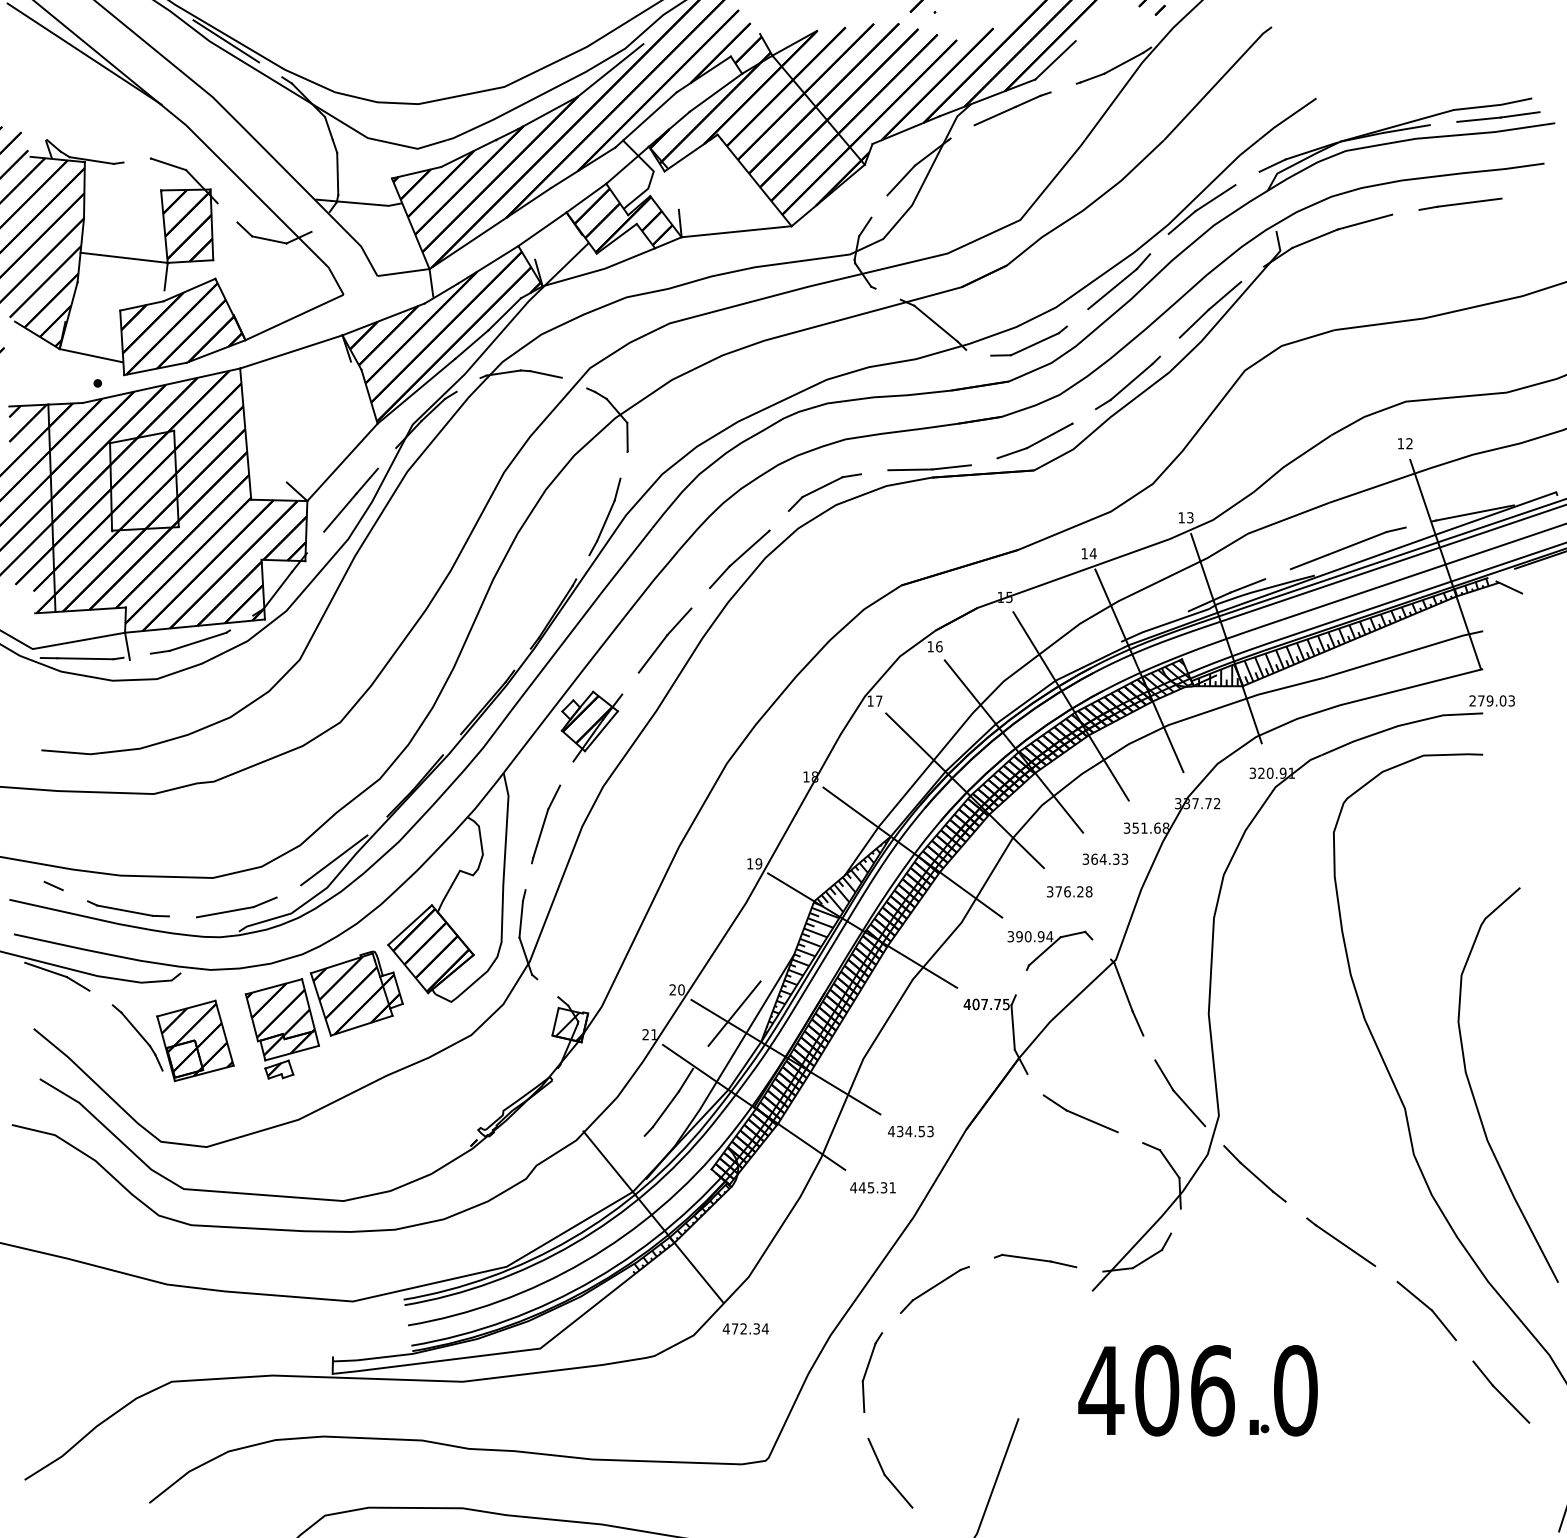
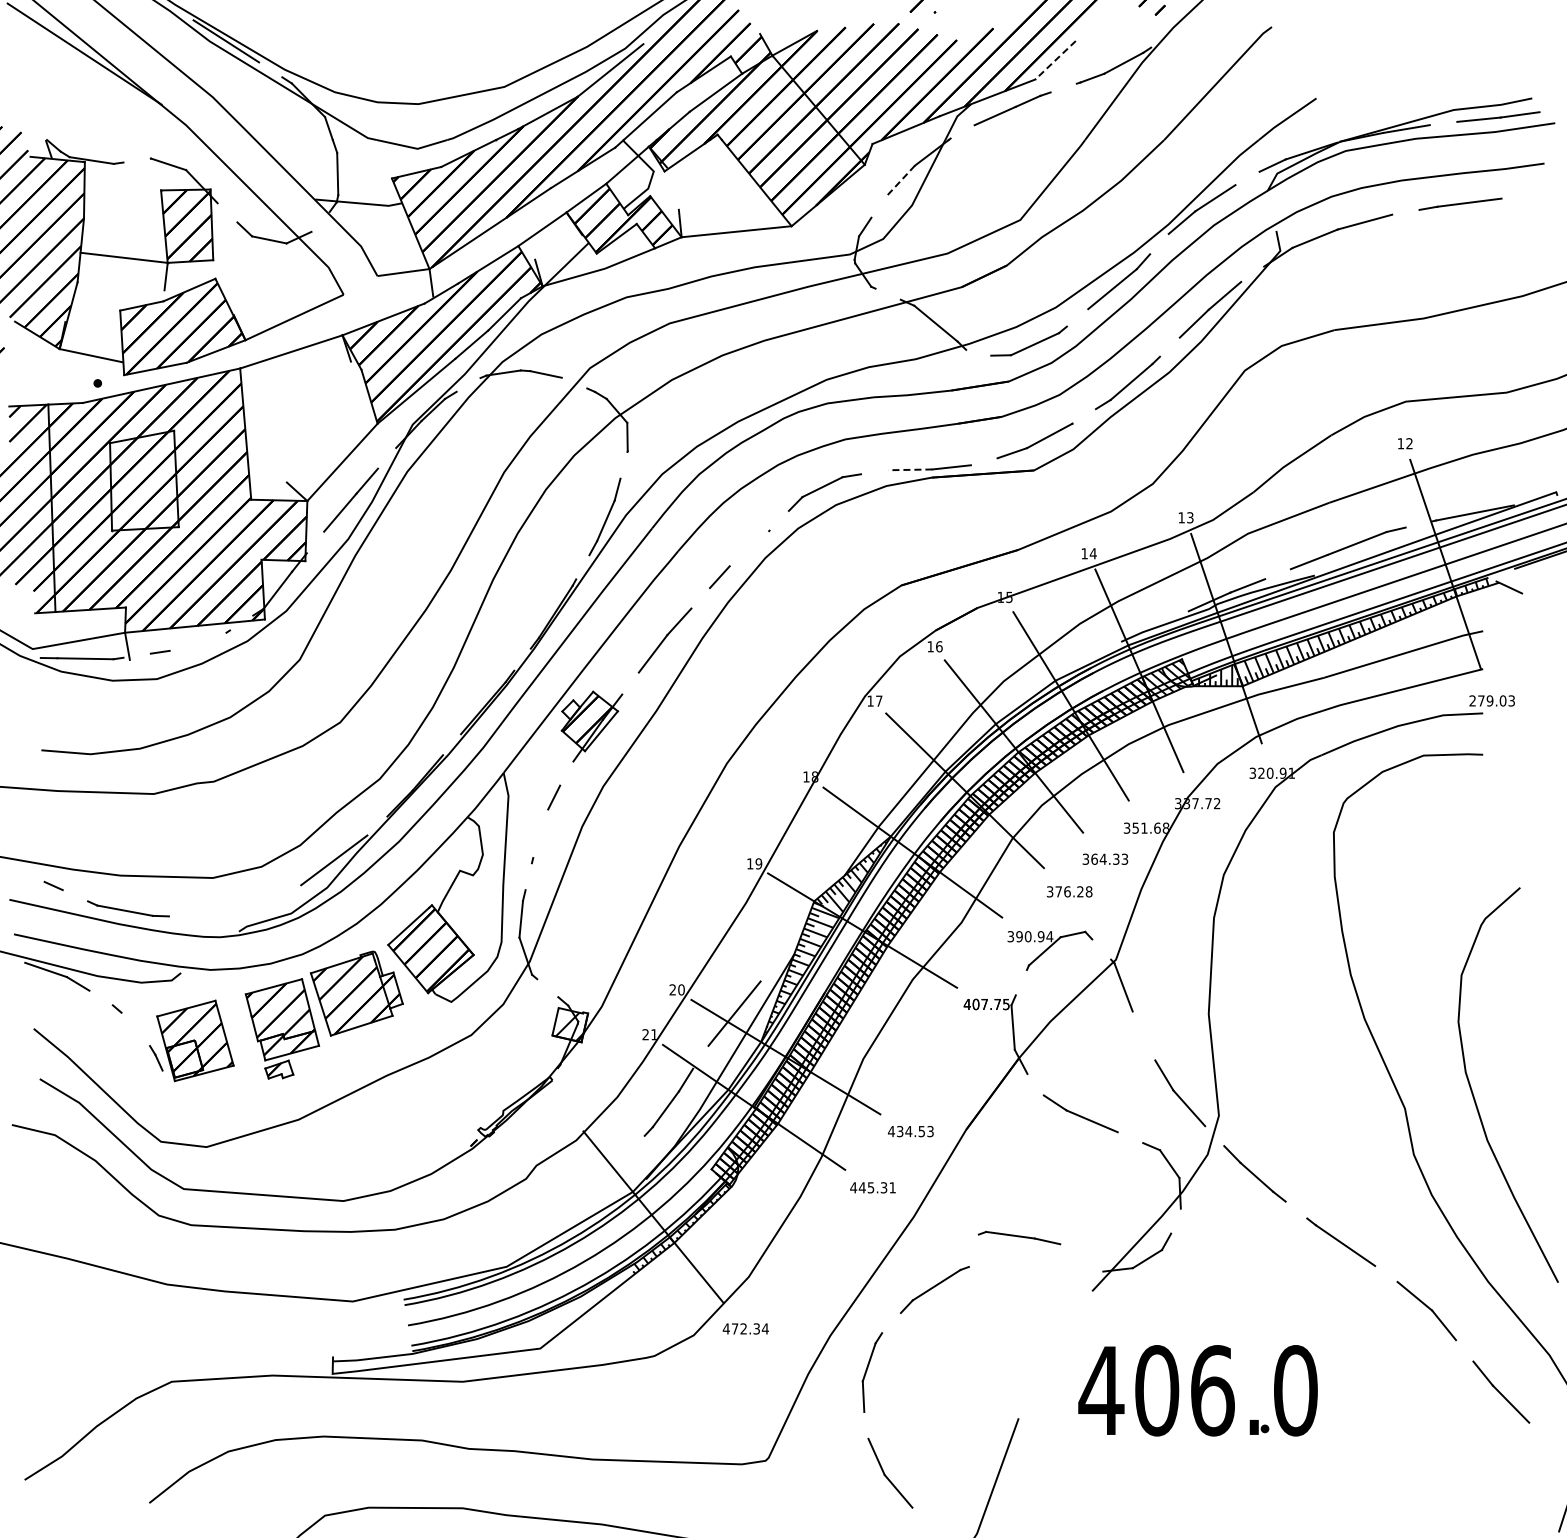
line: solid -> dashed (1055, 60)
line: solid -> dashed (900, 180)
line: solid -> dashed (909, 469)
line: present -> none (749, 548)
line: present -> none (197, 641)
line: present -> none (540, 833)
part: present -> none (236, 907)
line: present -> none (1137, 1023)
line: present -> none (135, 1029)
part position: (1035, 1260) -> (1019, 1237) (1019, 1237)
